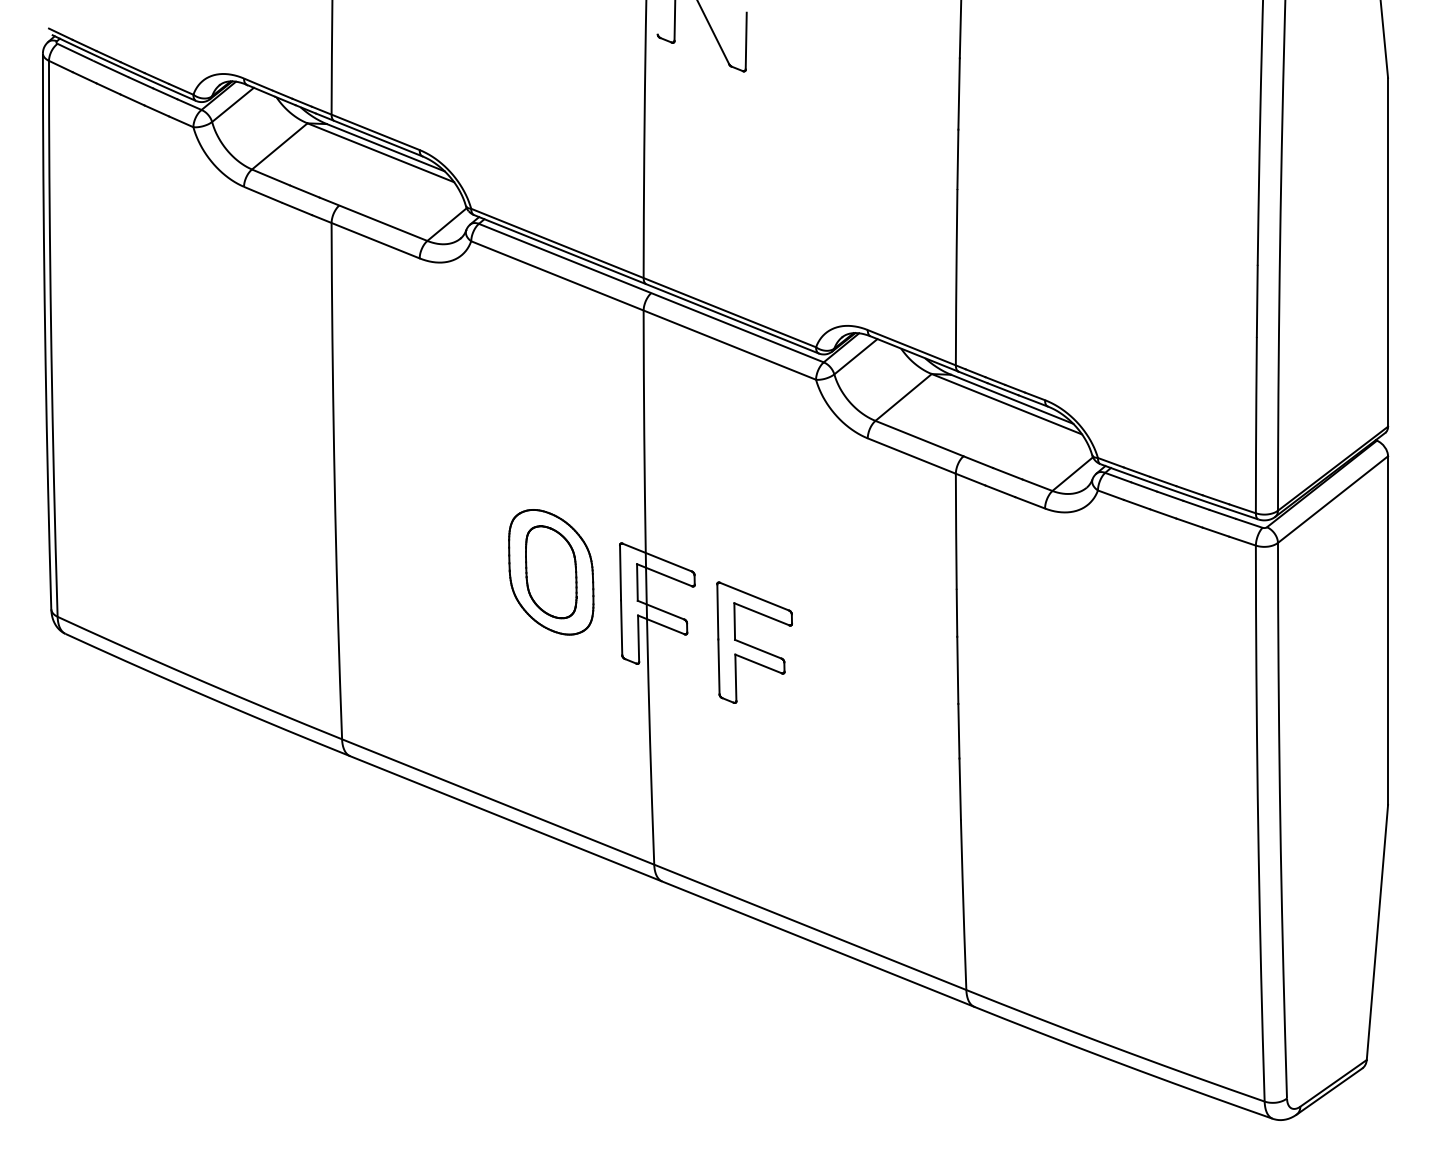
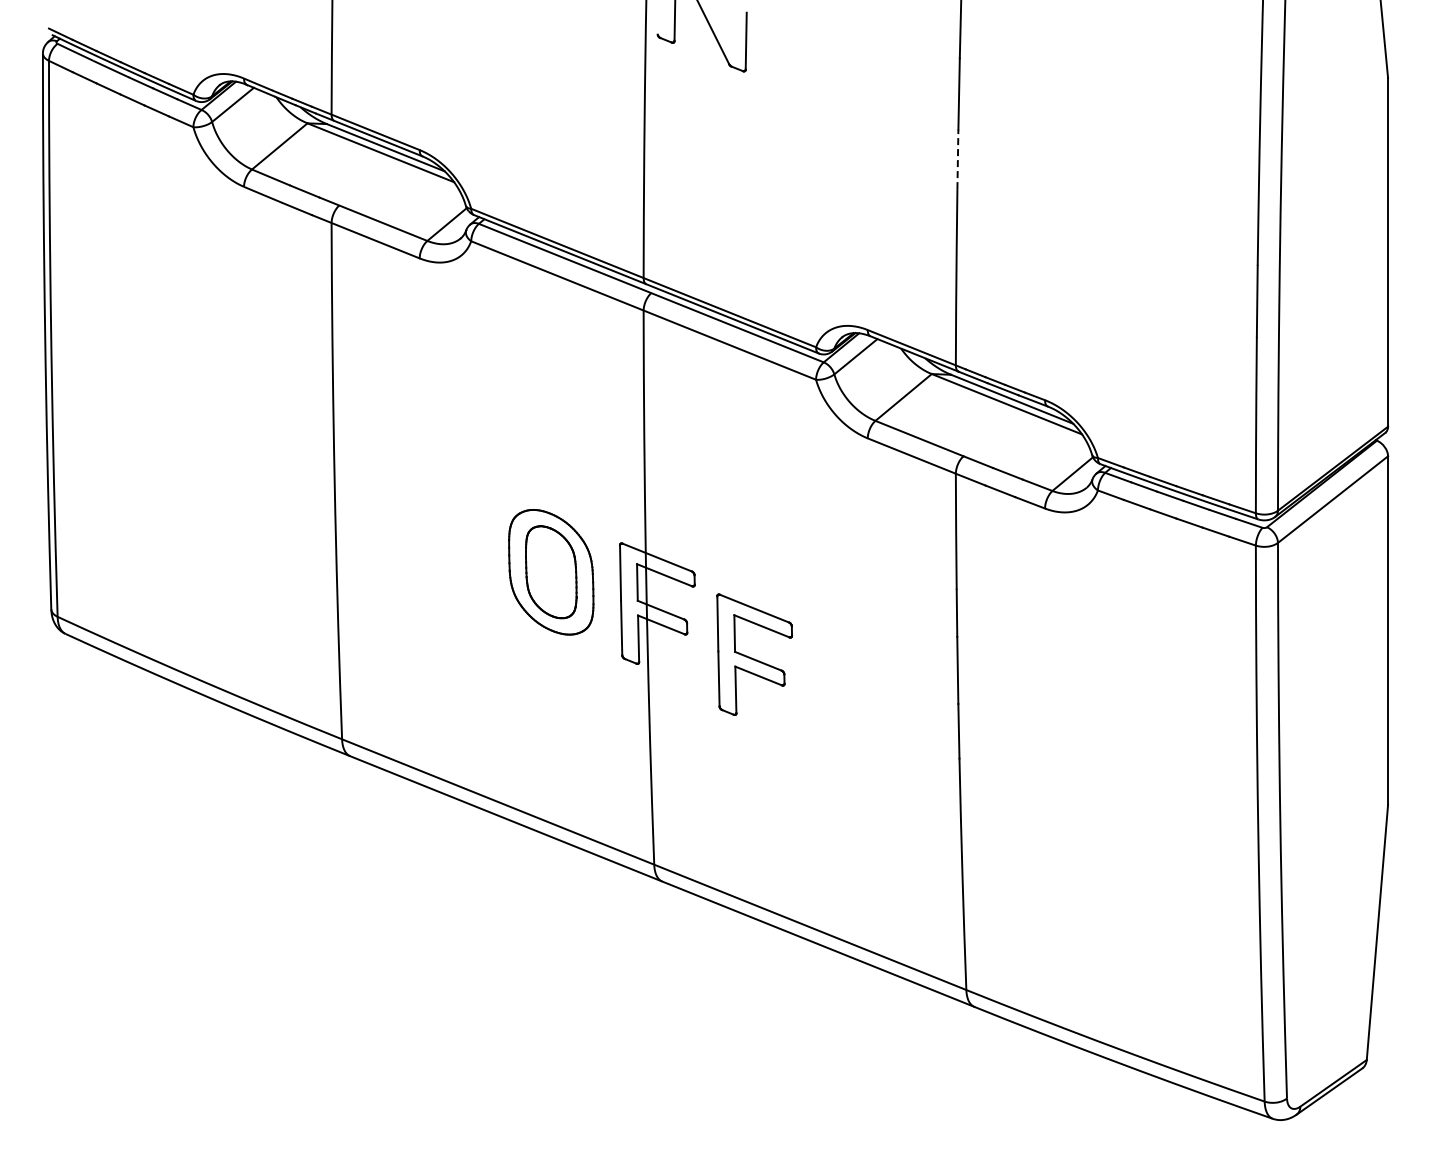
line: solid -> dashed (957, 159)
part position: (754, 642) -> (754, 654) (754, 654)
